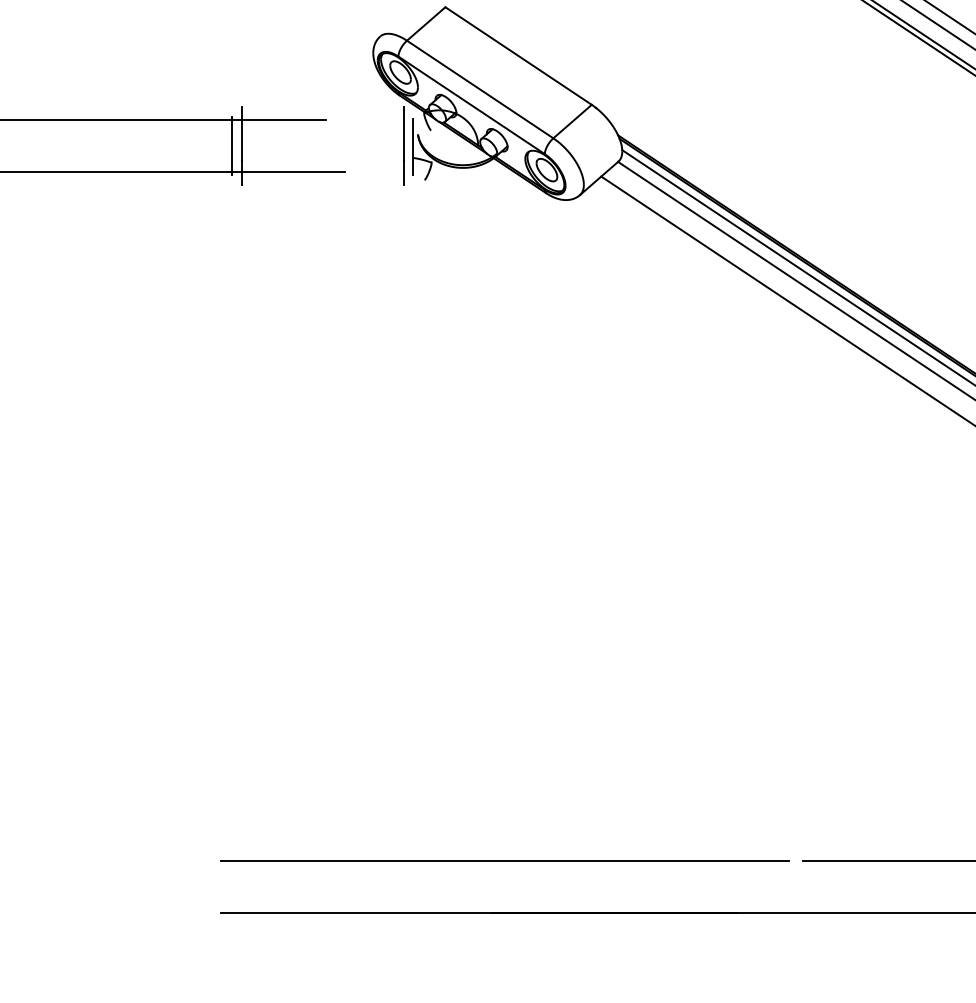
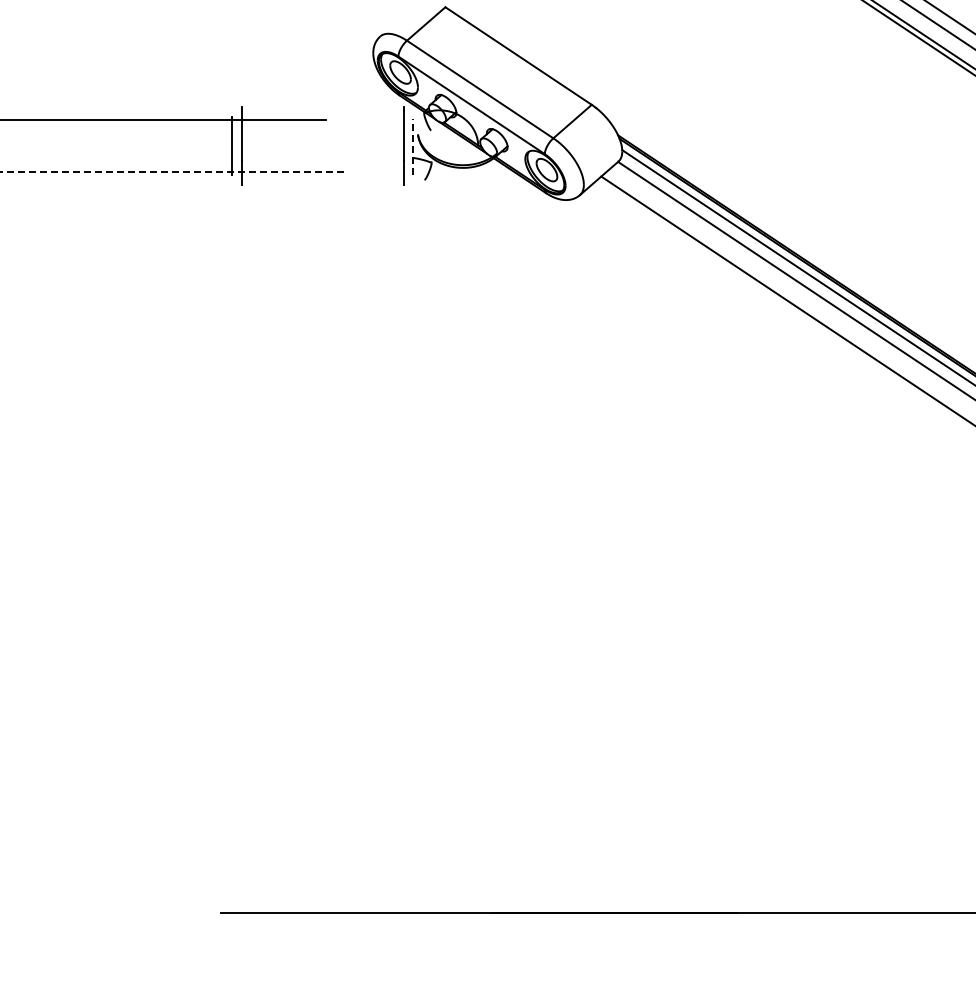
line: solid -> dashed (413, 146)
line: solid -> dashed (173, 172)
line: present -> none (504, 861)
line: present -> none (887, 861)
